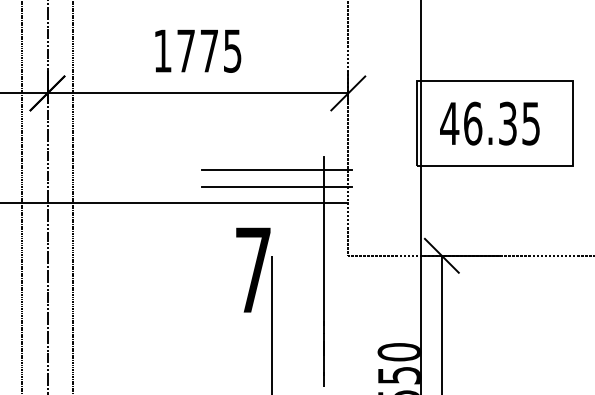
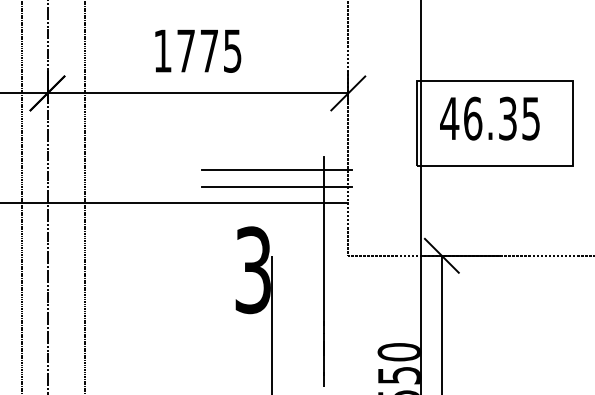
text position: (489, 123) -> (489, 118) (489, 118)
line position: (72, 196) -> (84, 196) (84, 196)
text: 7 -> 3 (252, 270)
